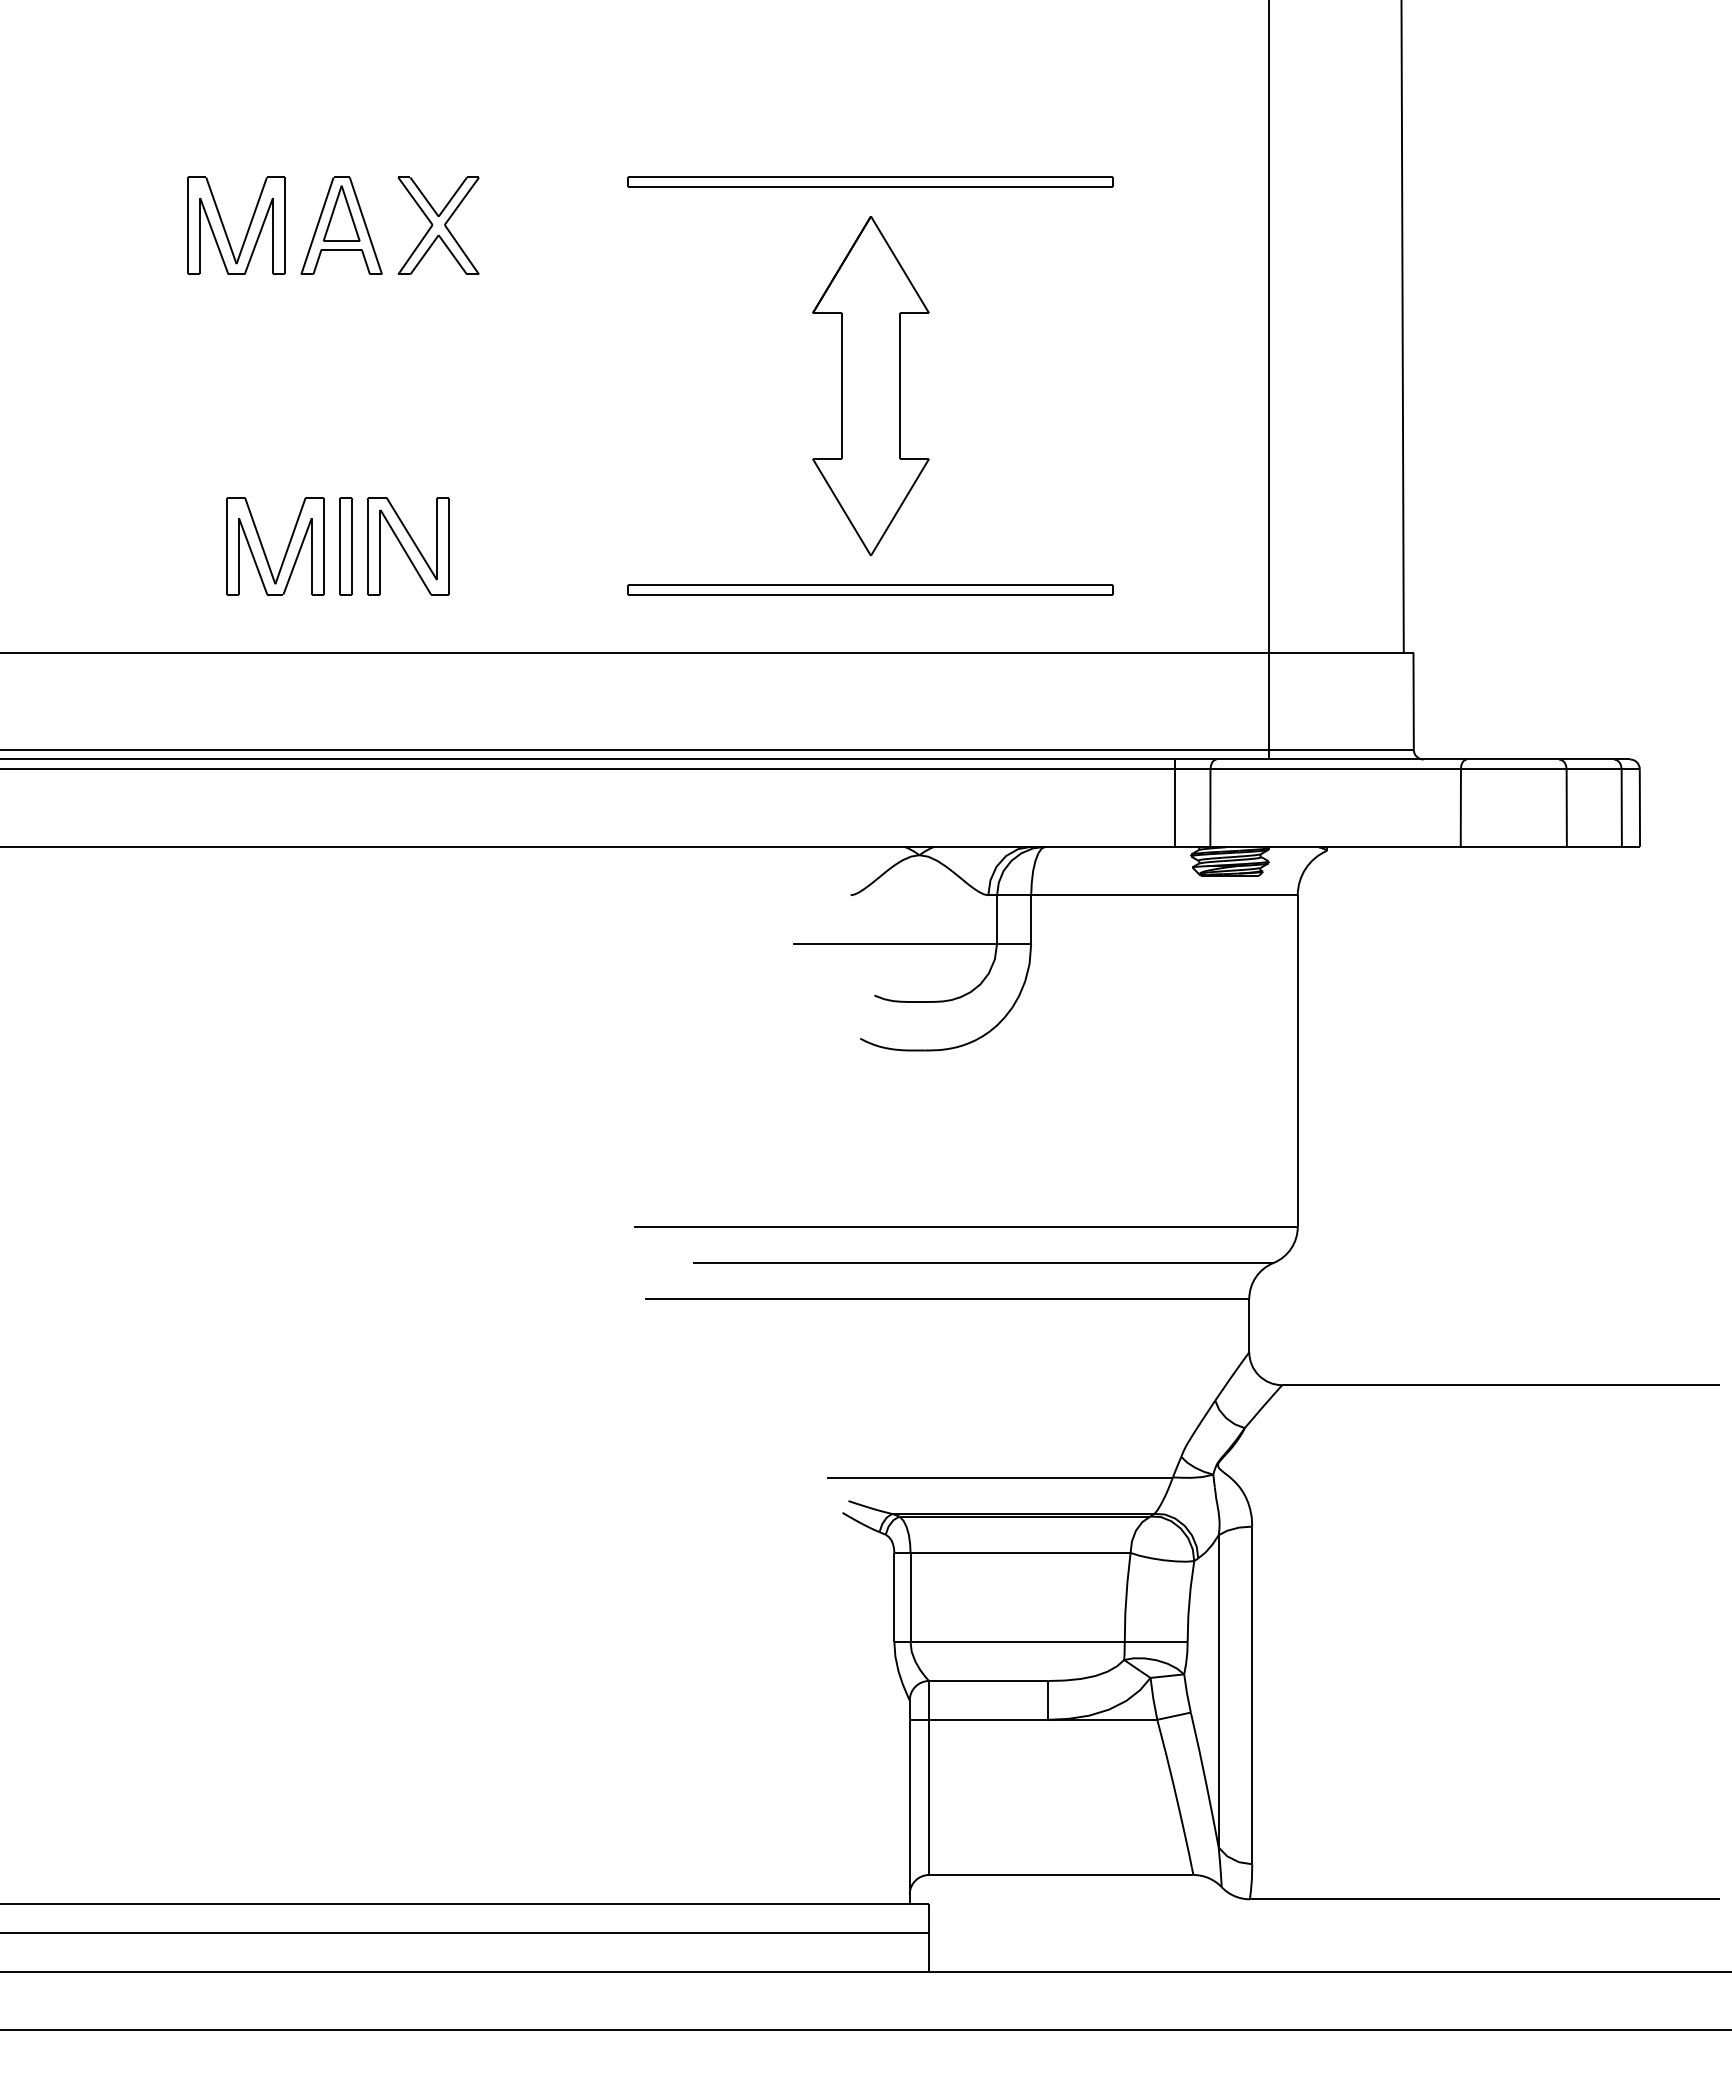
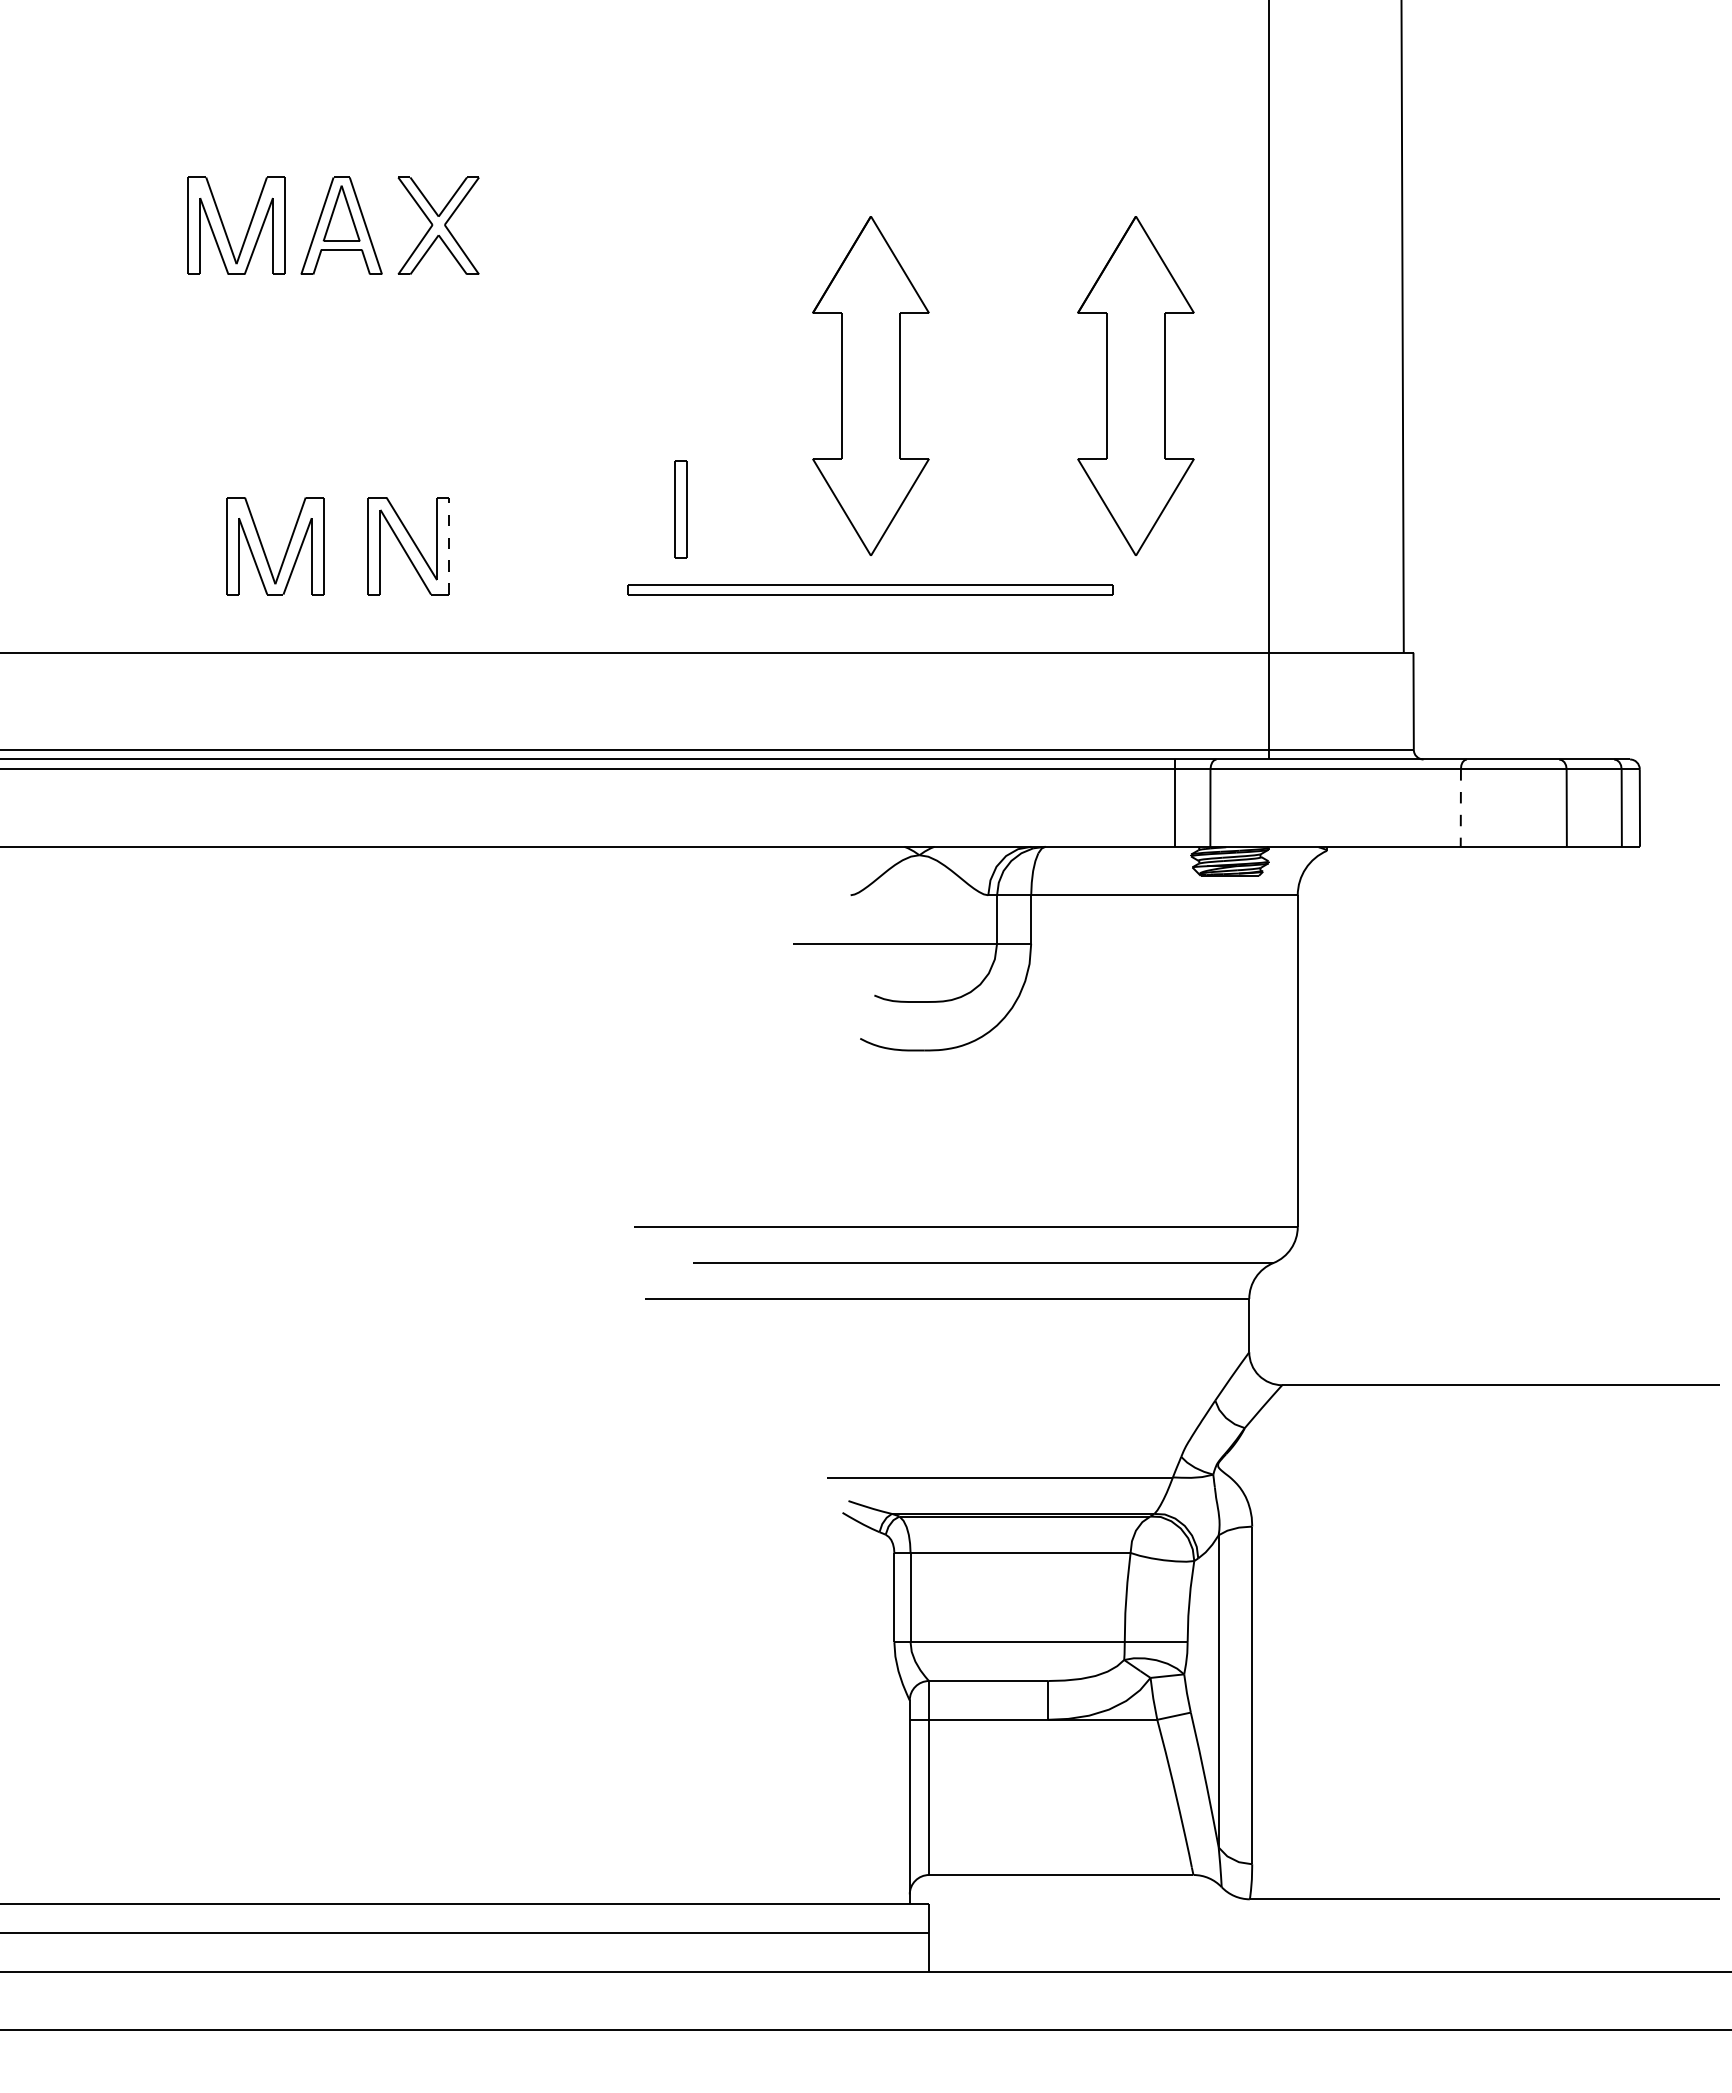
part: present -> none (870, 181)
part: none -> present (1135, 385)
part position: (345, 546) -> (680, 509) (680, 509)
line: solid -> dashed (449, 546)
line: solid -> dashed (1460, 807)
